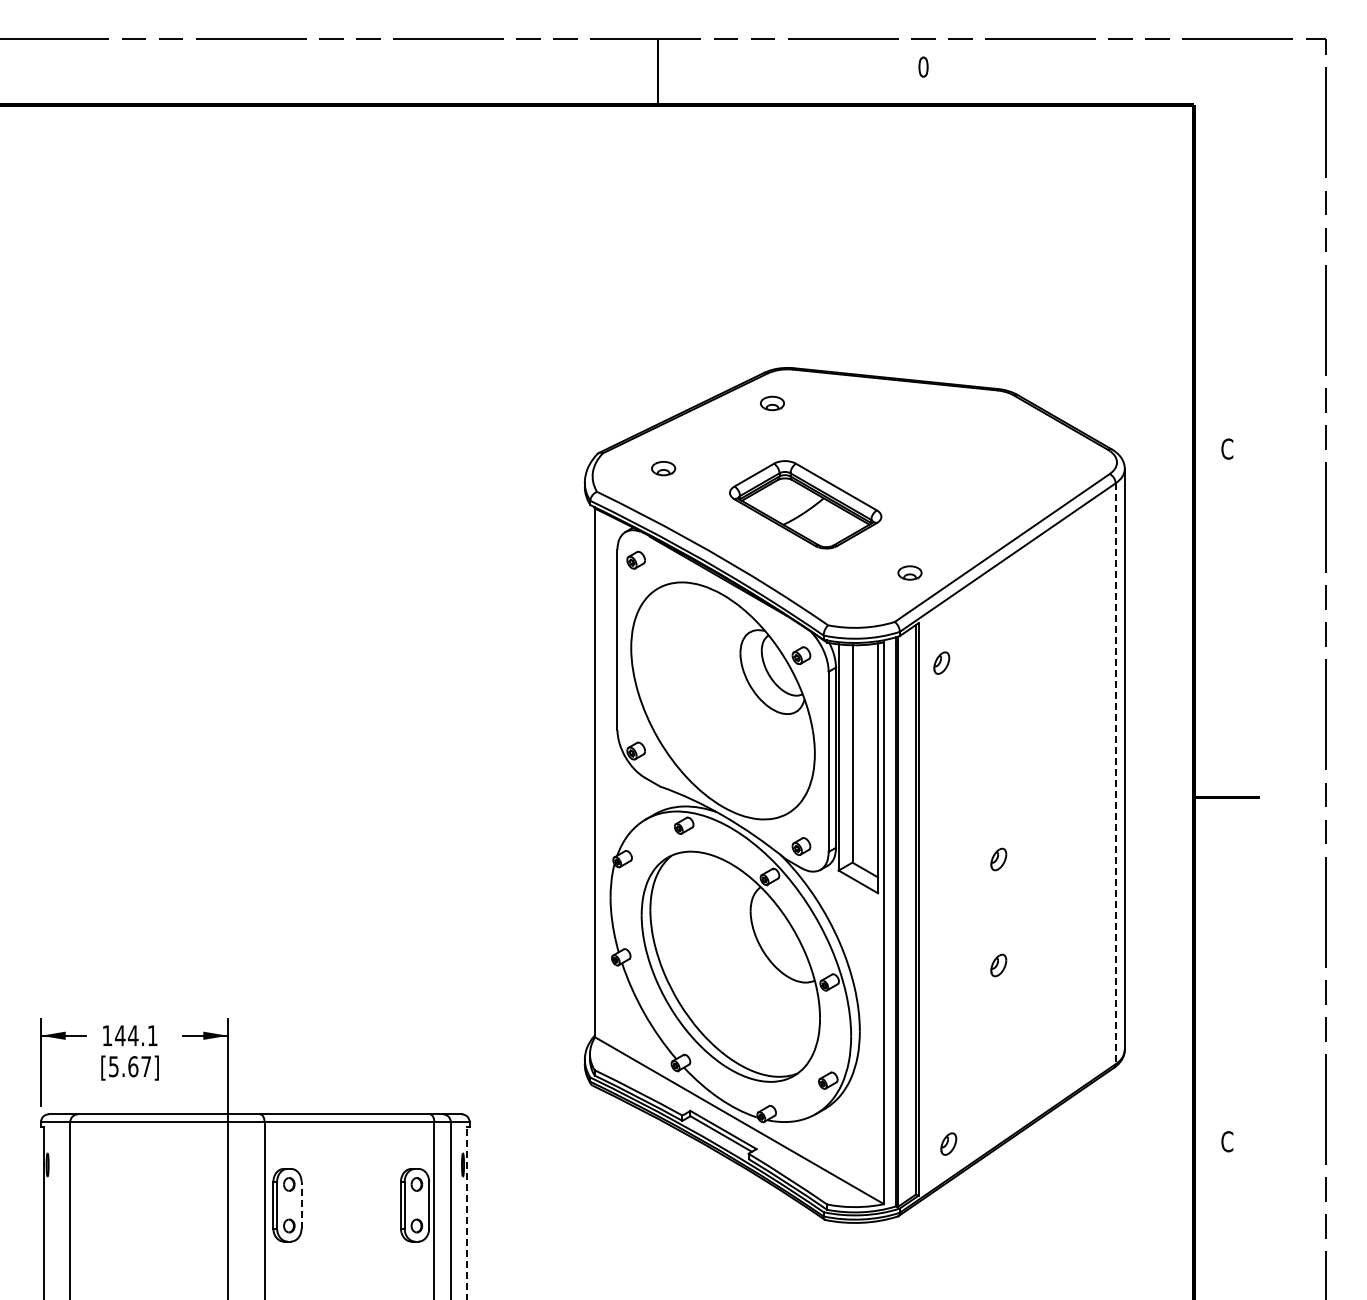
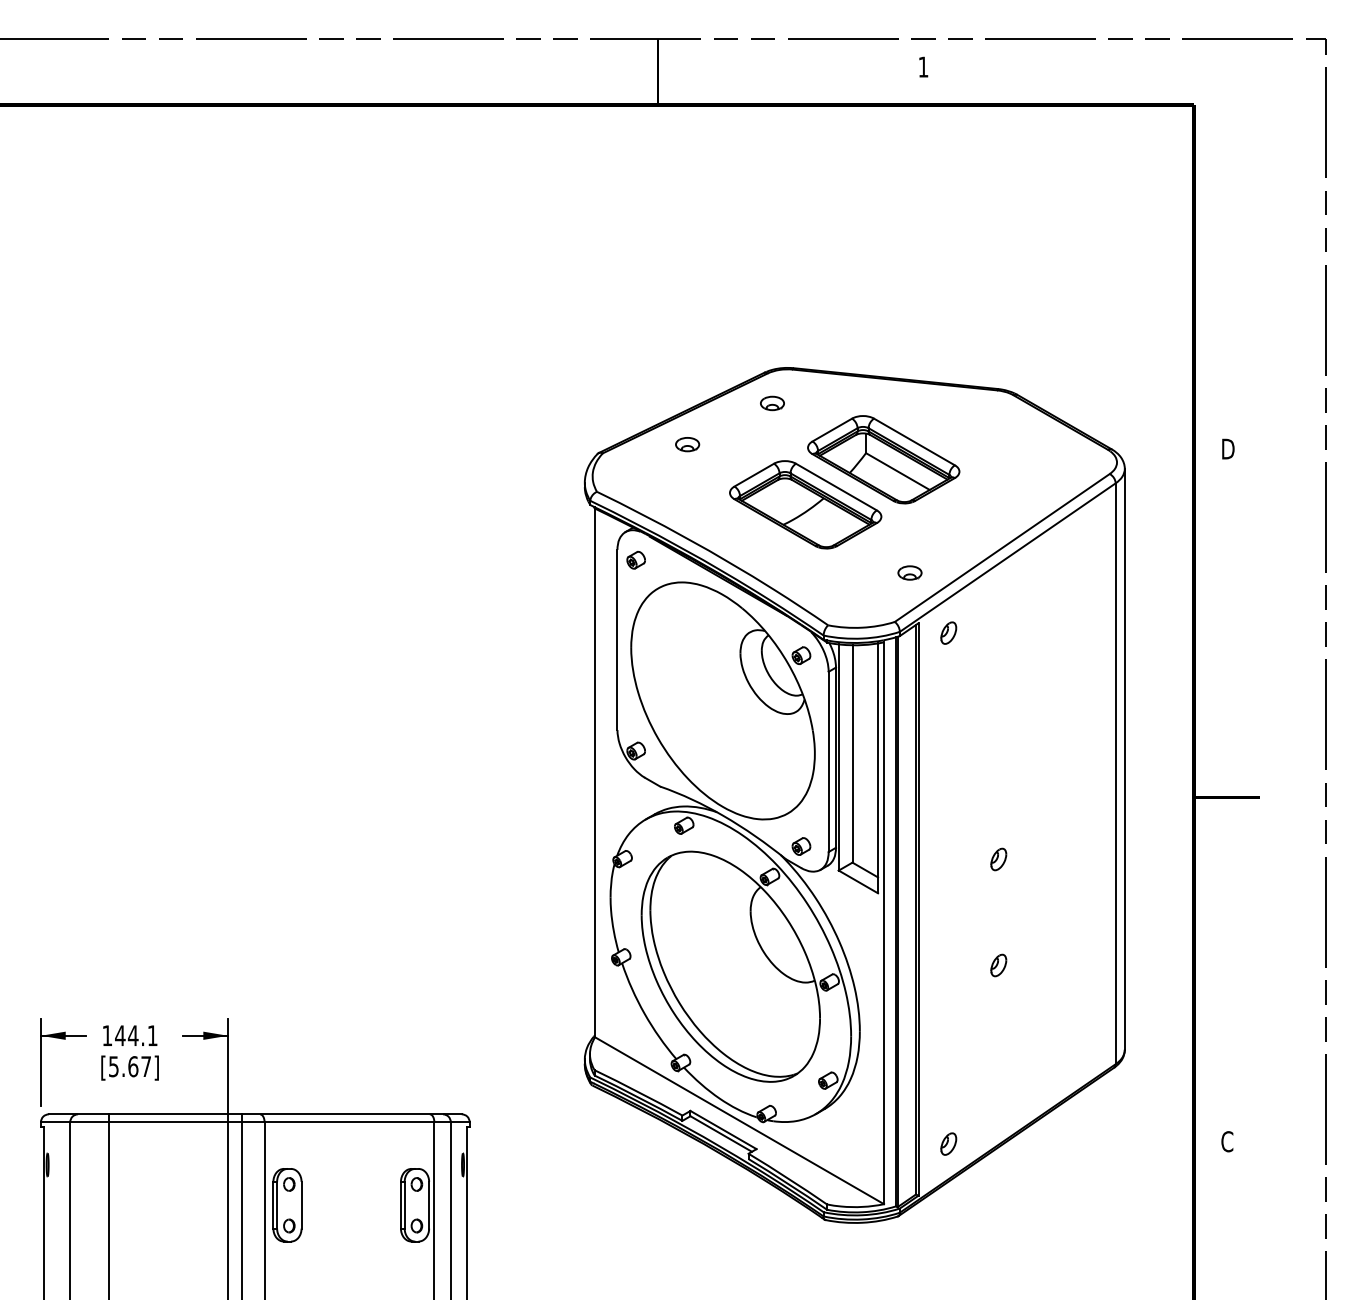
text: 0 -> 1 (923, 66)
text: C -> D (1227, 448)
part: none -> present (883, 459)
part position: (663, 468) -> (687, 444) (687, 444)
part position: (941, 662) -> (948, 632) (948, 632)
line: dashed -> solid (1115, 774)
line: dashed -> solid (301, 1204)
line: none -> present (109, 1205)
line: none -> present (242, 1205)
line: dashed -> solid (467, 1213)
